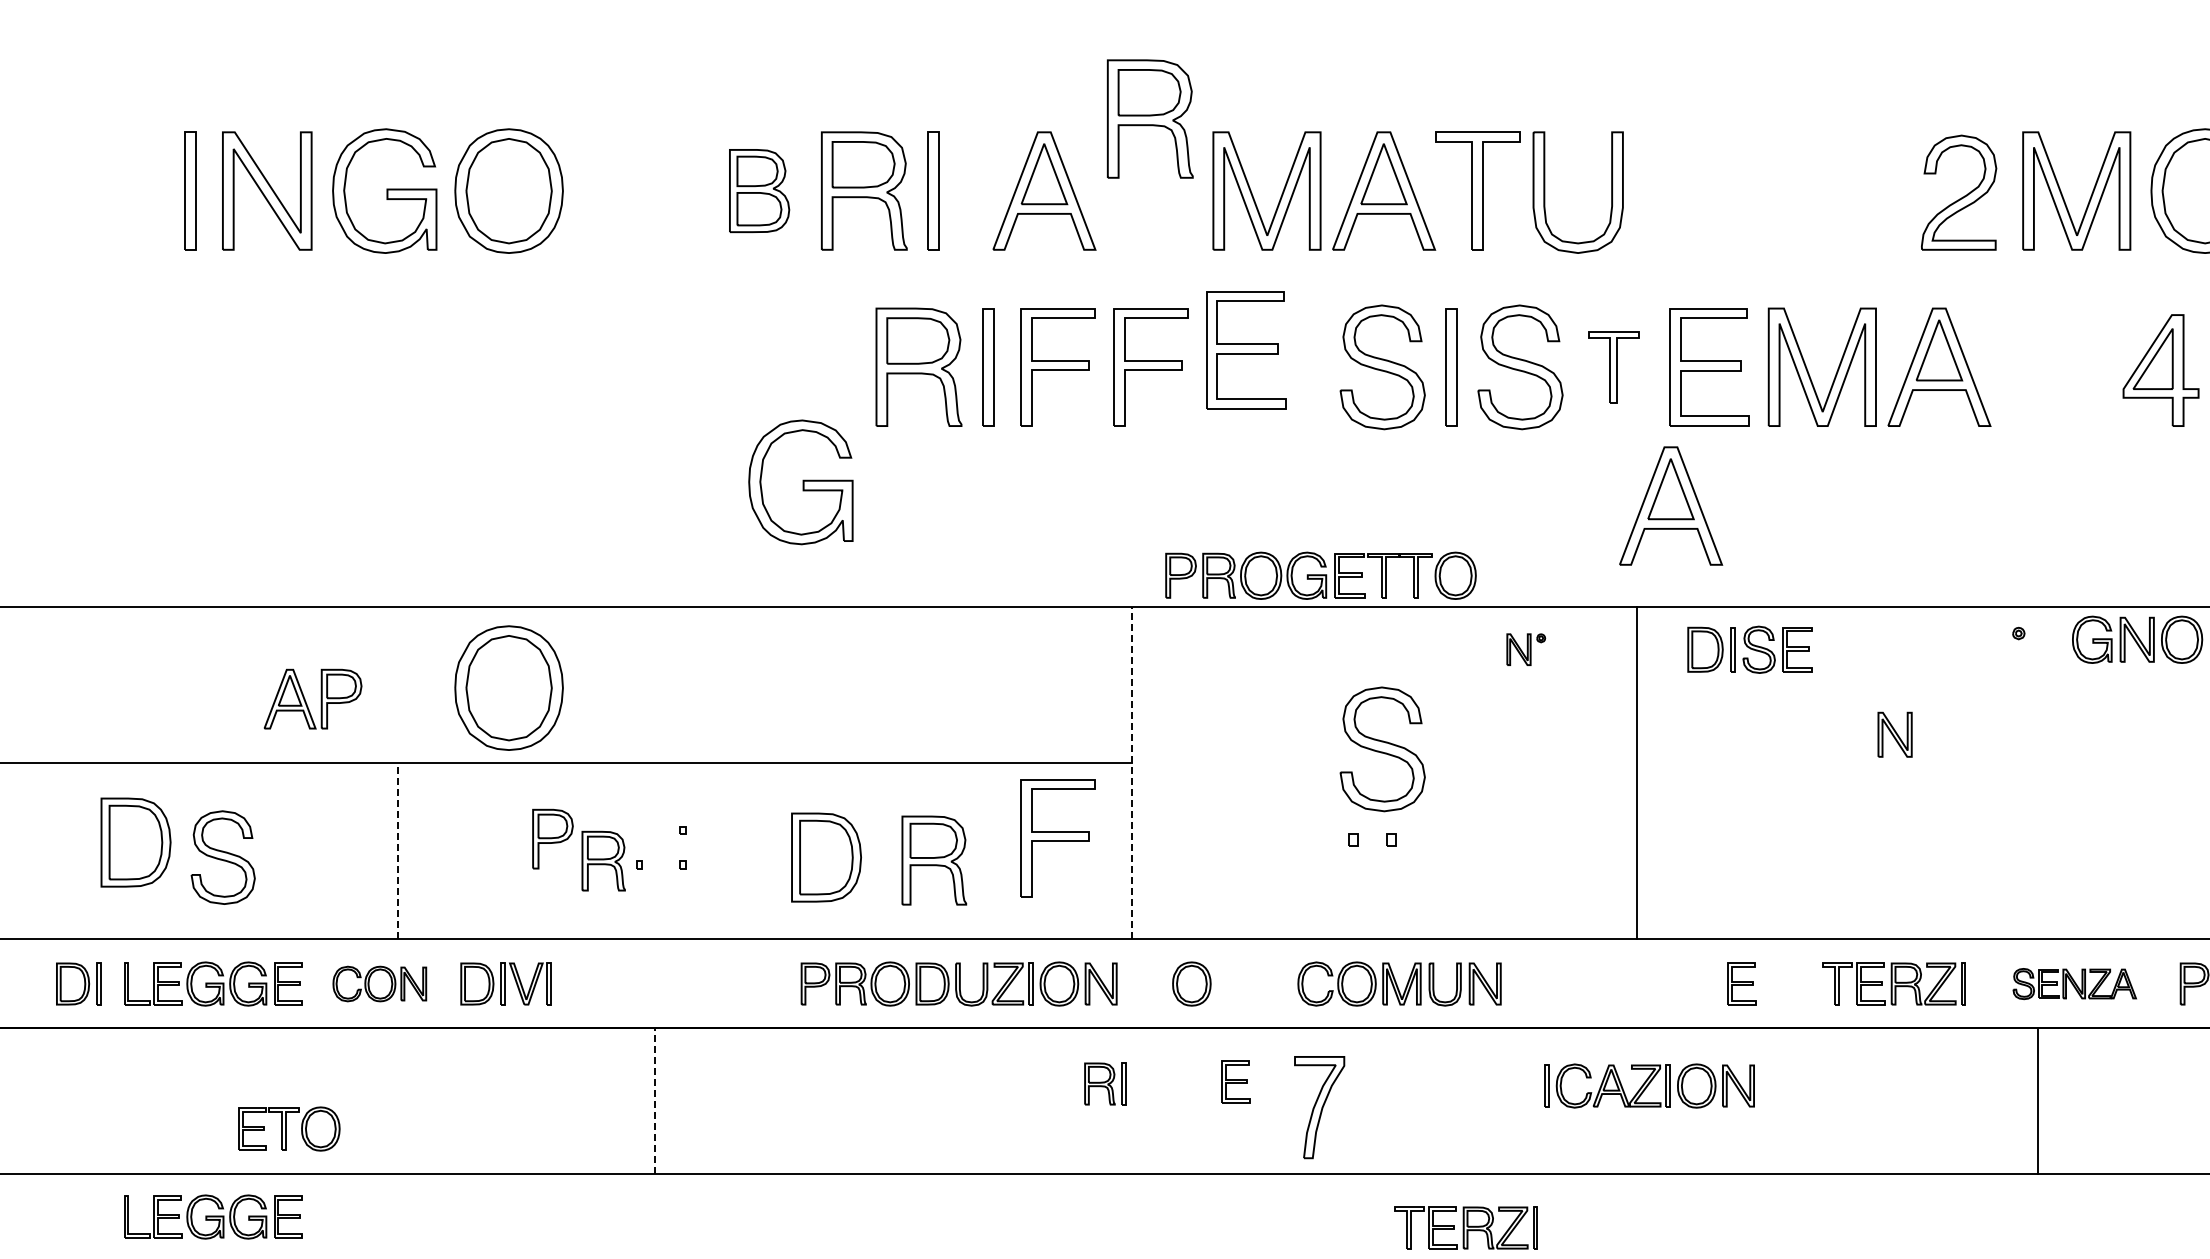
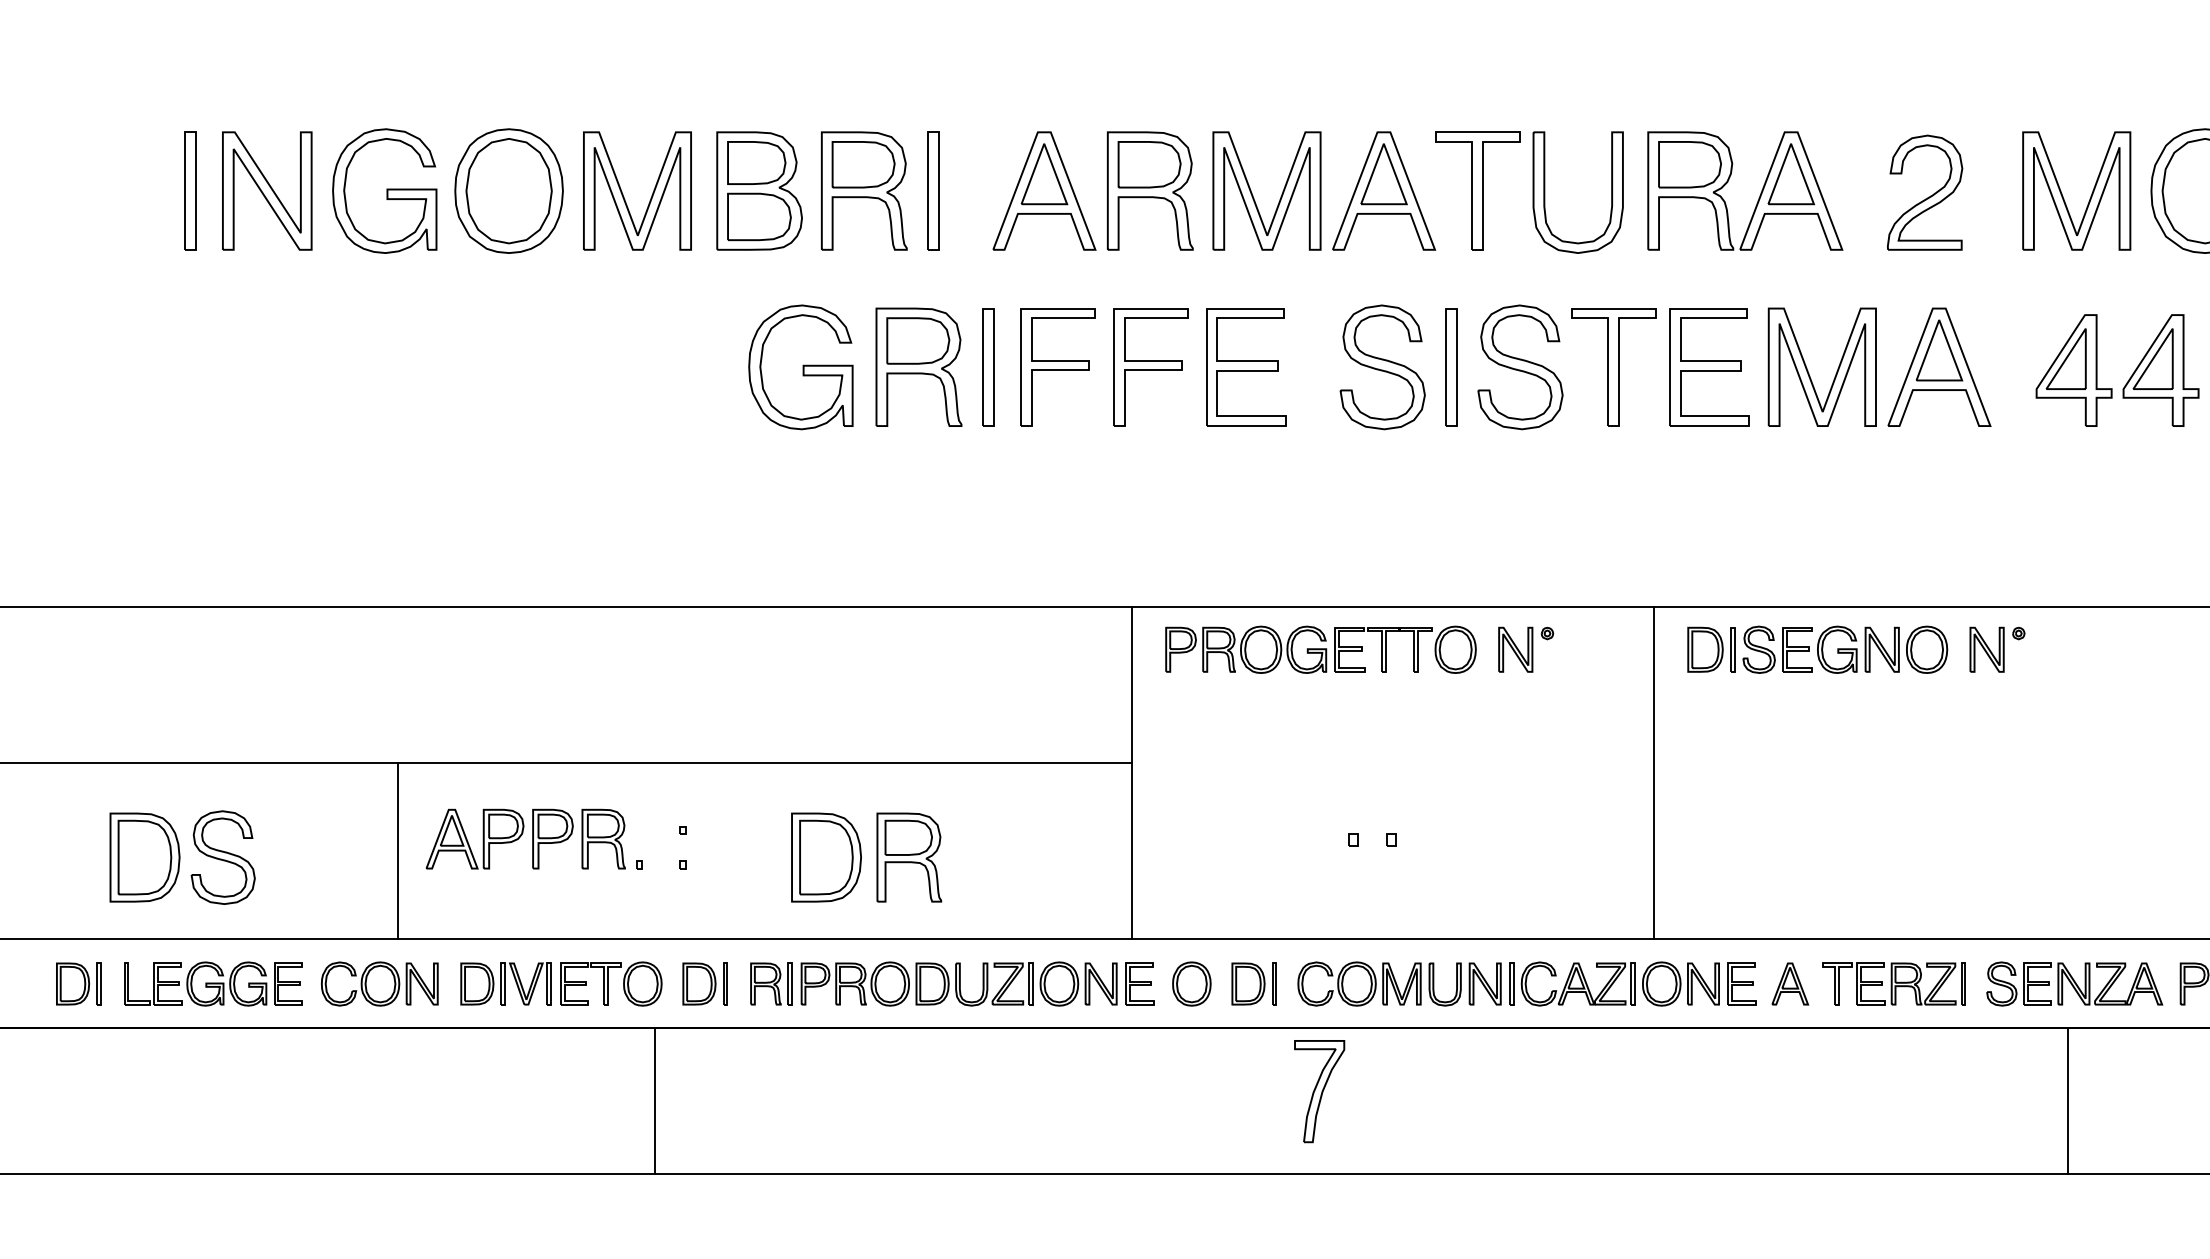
part position: (1149, 118) -> (1149, 190) (1149, 190)
part size: 62x85 px -> 87x120 px (759, 190)
part position: (1959, 192) -> (1925, 192) (1925, 192)
part: none -> present (1759, 195)
part: none -> present (624, 196)
part position: (1246, 350) -> (1246, 367) (1246, 367)
part size: 52x73 px -> 86x119 px (1613, 367)
part: none -> present (2073, 370)
part position: (800, 482) -> (800, 367) (800, 367)
part: present -> none (1671, 505)
part position: (1320, 575) -> (1320, 649) (1320, 649)
part position: (2137, 639) -> (1882, 649) (1882, 649)
part size: 41x33 px -> 57x47 px (1526, 649)
part: present -> none (508, 687)
part position: (306, 701) -> (468, 841) (468, 841)
part position: (1894, 734) -> (1986, 649) (1986, 649)
part: present -> none (1382, 749)
line: dashed -> solid (1131, 773)
line position: (1636, 773) -> (1653, 773) (1653, 773)
part: present -> none (1057, 838)
part position: (135, 842) -> (144, 857) (144, 857)
line: dashed -> solid (397, 850)
part position: (603, 860) -> (603, 838) (603, 838)
part position: (934, 860) -> (909, 857) (909, 857)
part size: 96x38 px -> 118x46 px (379, 983)
part: none -> present (704, 983)
part: none -> present (1253, 983)
part: none -> present (1790, 983)
part size: 125x33 px -> 178x46 px (2074, 983)
part position: (1235, 1081) -> (1139, 983) (1139, 983)
part position: (1105, 1083) -> (771, 983) (771, 983)
part position: (1649, 1085) -> (1614, 983) (1614, 983)
line: dashed -> solid (654, 1100)
line position: (2038, 1100) -> (2068, 1100) (2068, 1100)
part position: (1319, 1107) -> (1319, 1091) (1319, 1091)
part position: (289, 1128) -> (611, 983) (611, 983)
part: present -> none (213, 1216)
part: present -> none (1465, 1227)
